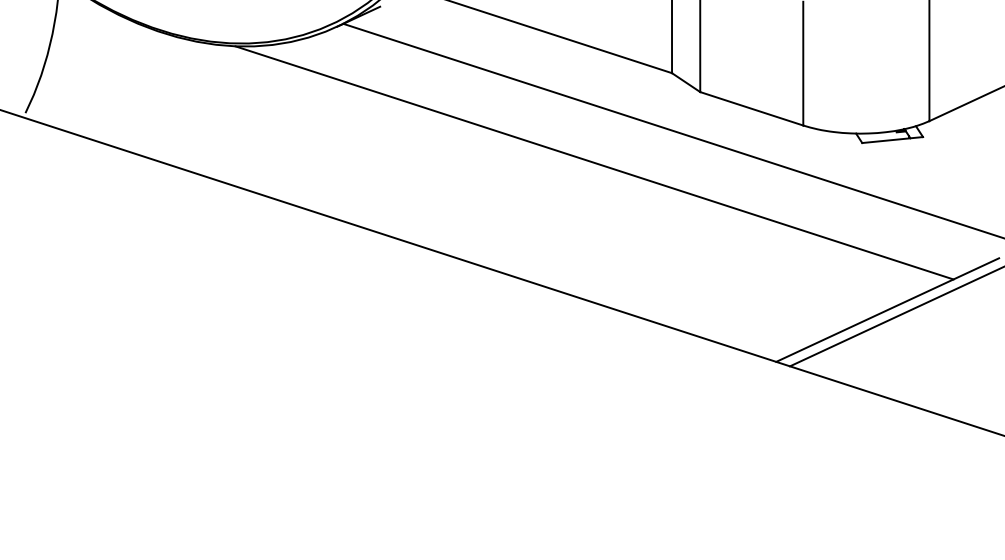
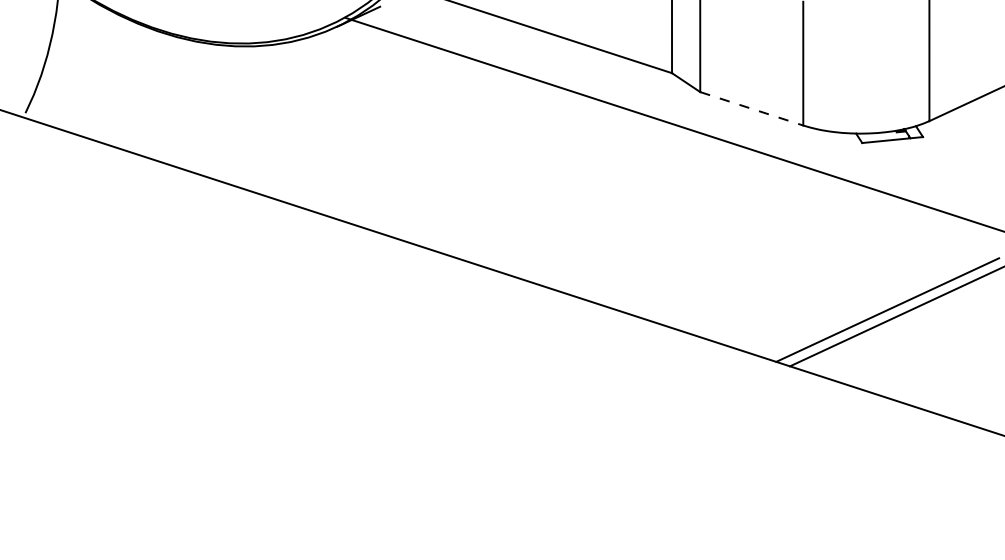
line: solid -> dashed (752, 108)
line position: (672, 130) -> (673, 123) (673, 123)
line: present -> none (594, 162)
